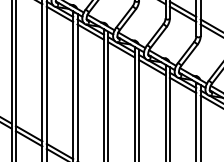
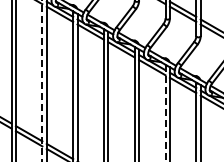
line: solid -> dashed (42, 81)
line: solid -> dashed (165, 113)
